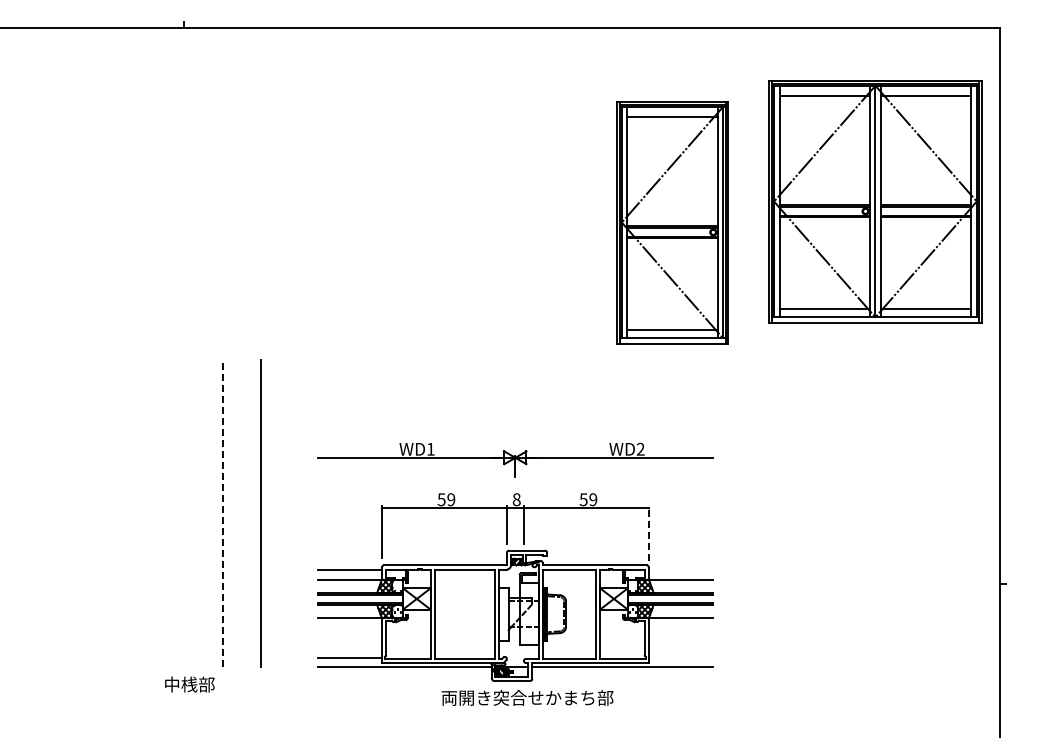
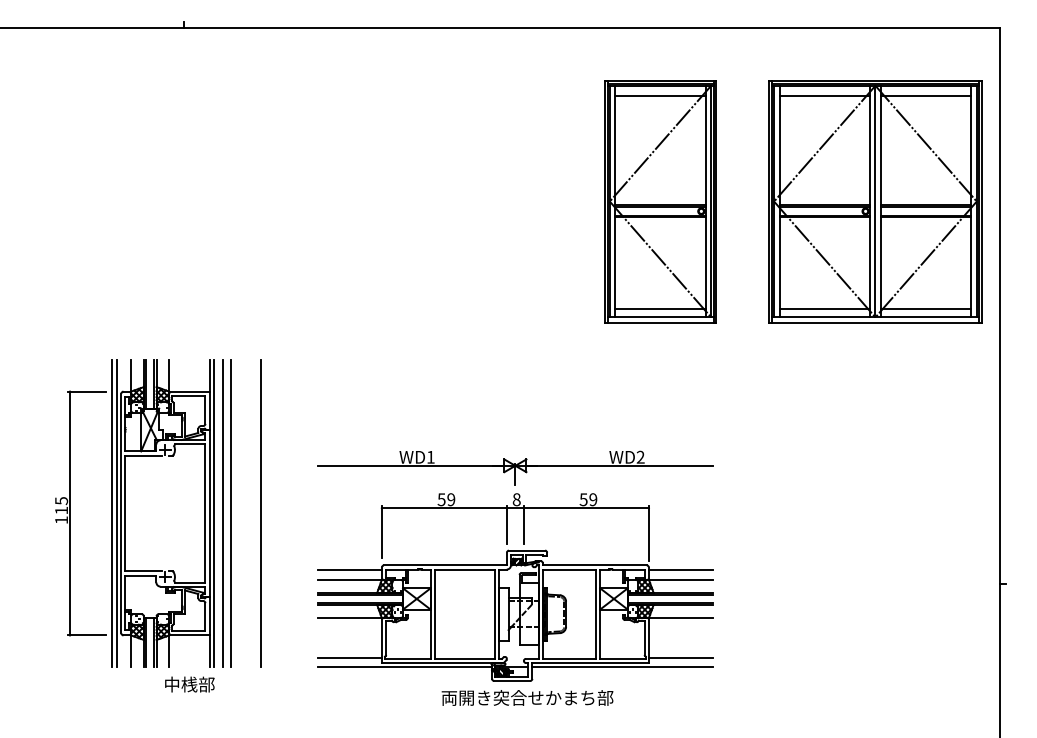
part position: (672, 222) -> (660, 201) (660, 201)
part position: (515, 459) -> (515, 467) (515, 467)
part: none -> present (134, 513)
line: dashed -> solid (222, 513)
line: none -> present (230, 513)
line: dashed -> solid (648, 533)
line: none -> present (680, 570)
line: none -> present (680, 658)
